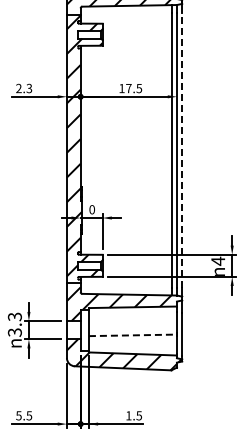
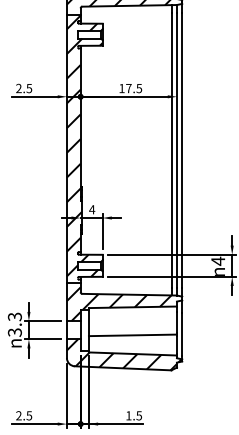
text: 2.3 -> 2.5 (29, 87)
line: dashed -> solid (182, 150)
text: 0 -> 4 (92, 209)
line: dashed -> solid (133, 335)
text: 5.5 -> 2.5 (18, 415)
